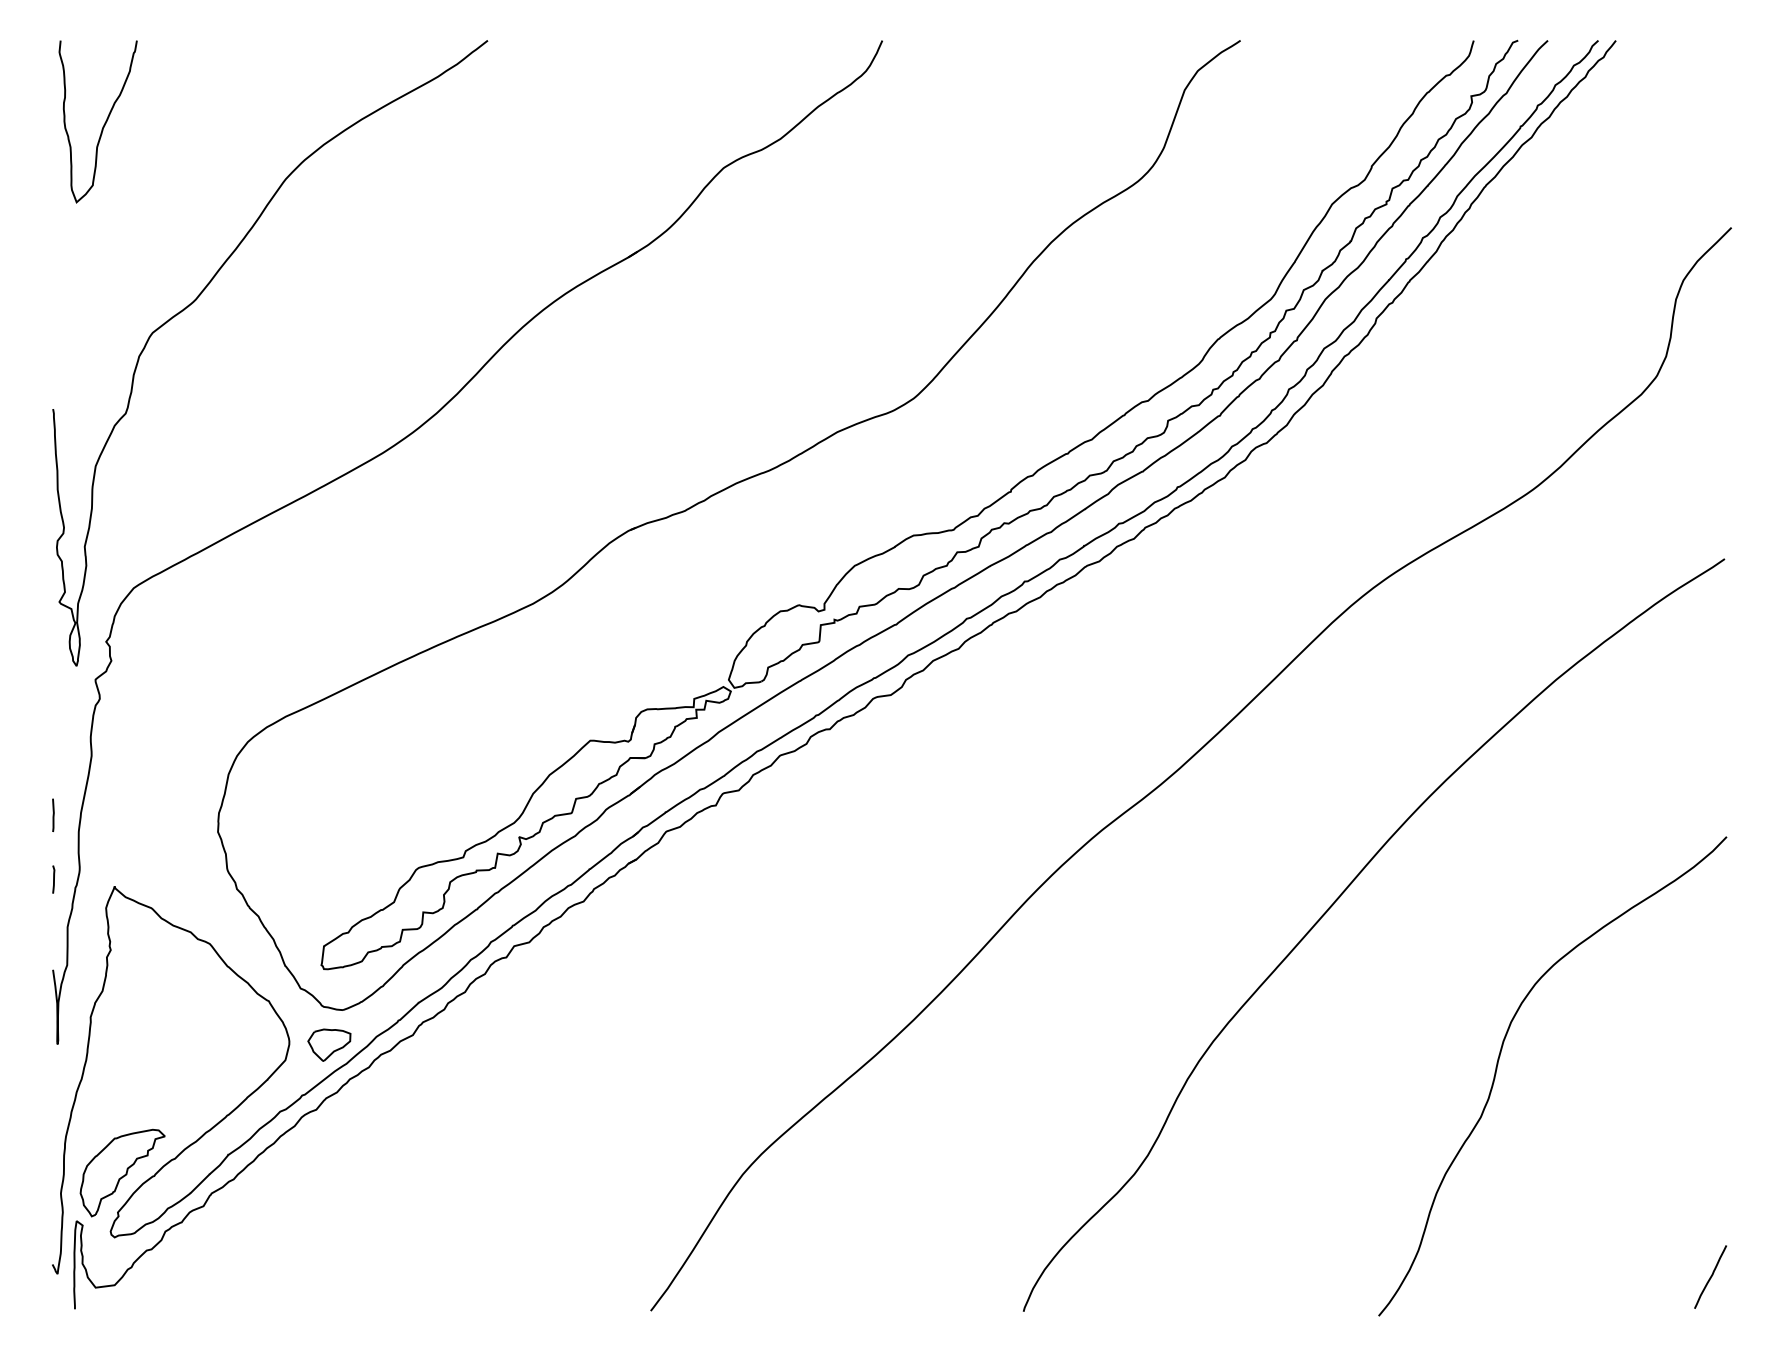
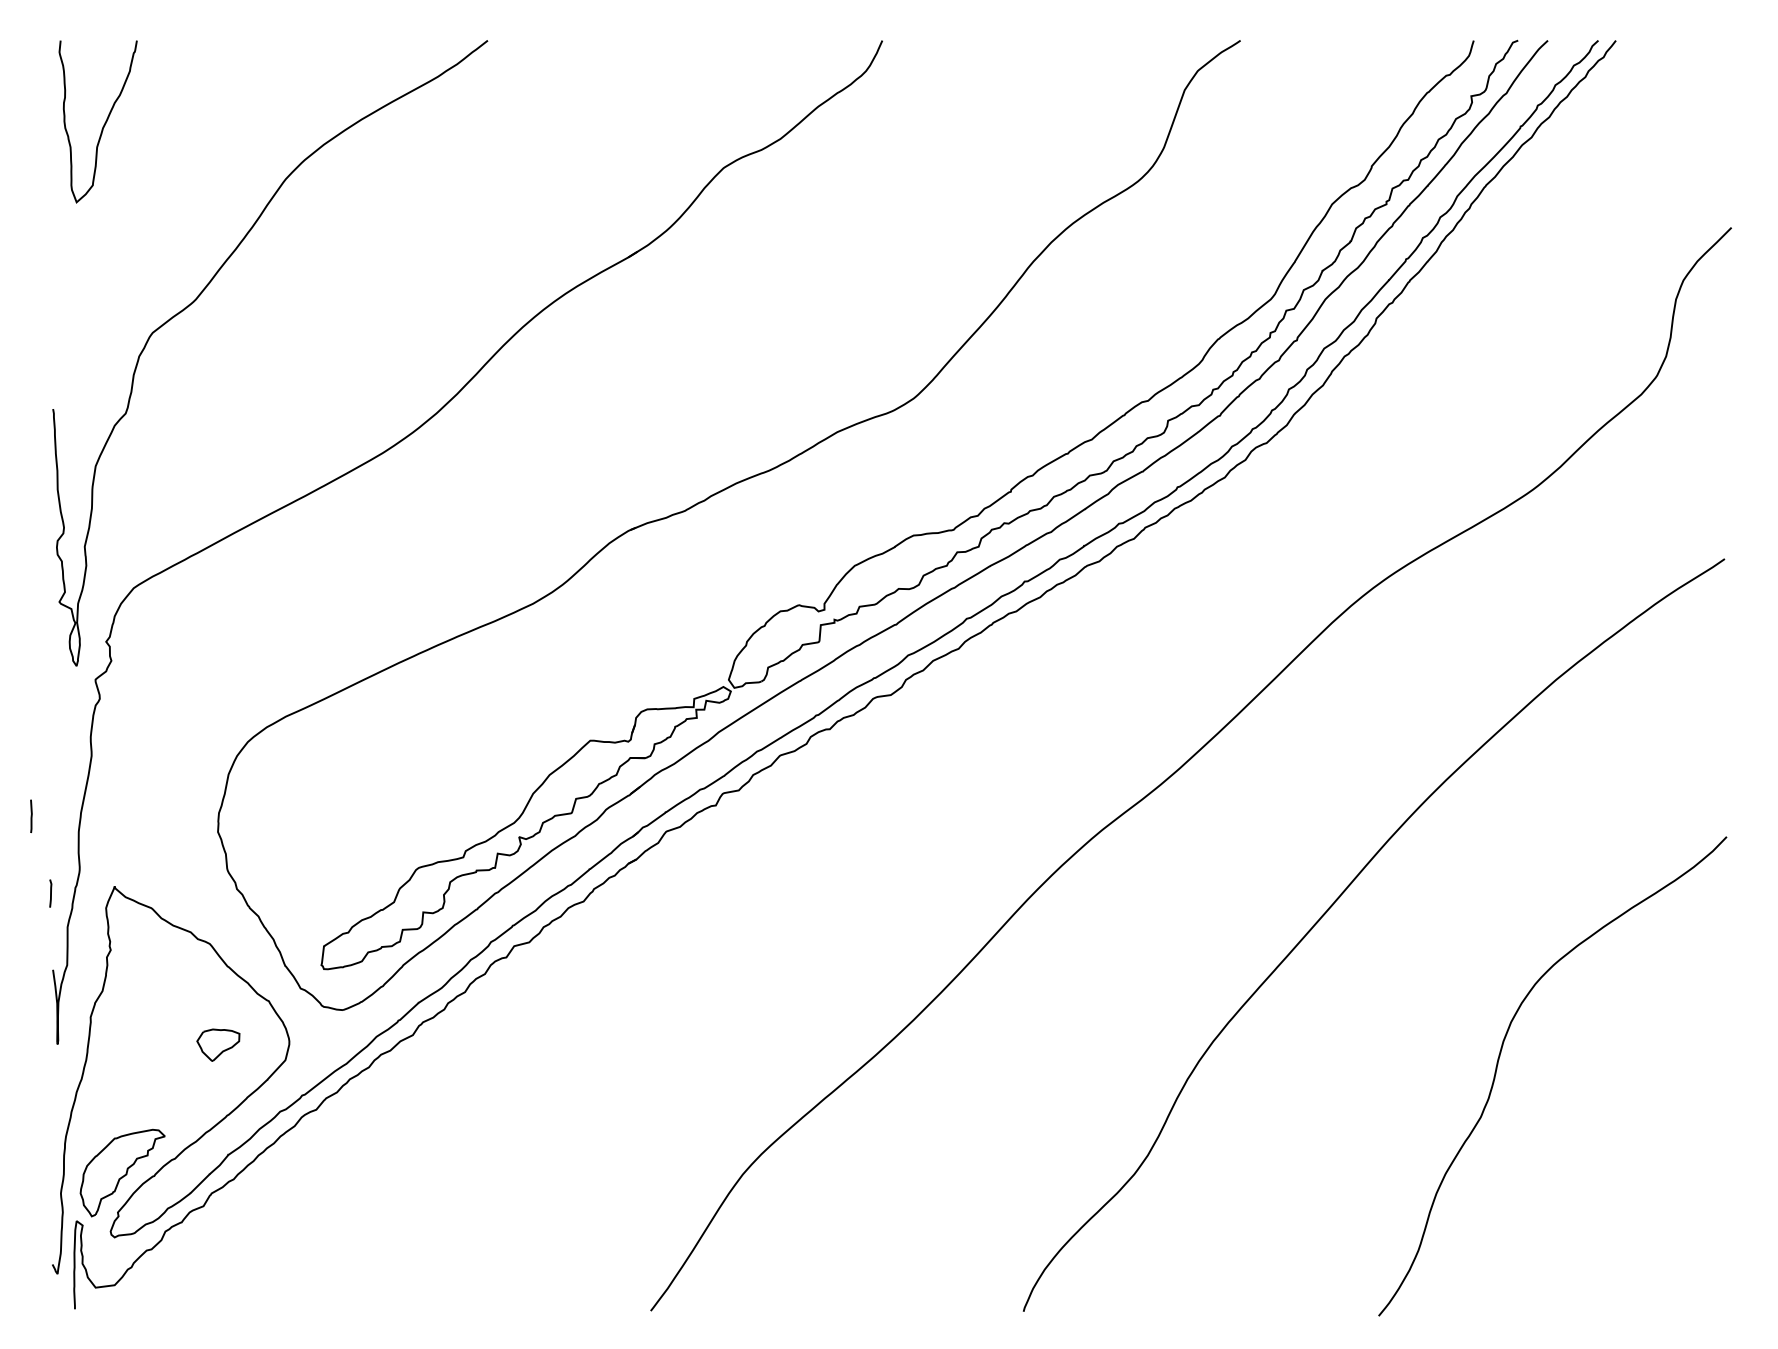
line position: (53, 814) -> (31, 815) (31, 815)
curve position: (53, 879) -> (50, 893) (50, 893)
part position: (329, 1044) -> (218, 1044) (218, 1044)
curve: present -> none (1710, 1276)
